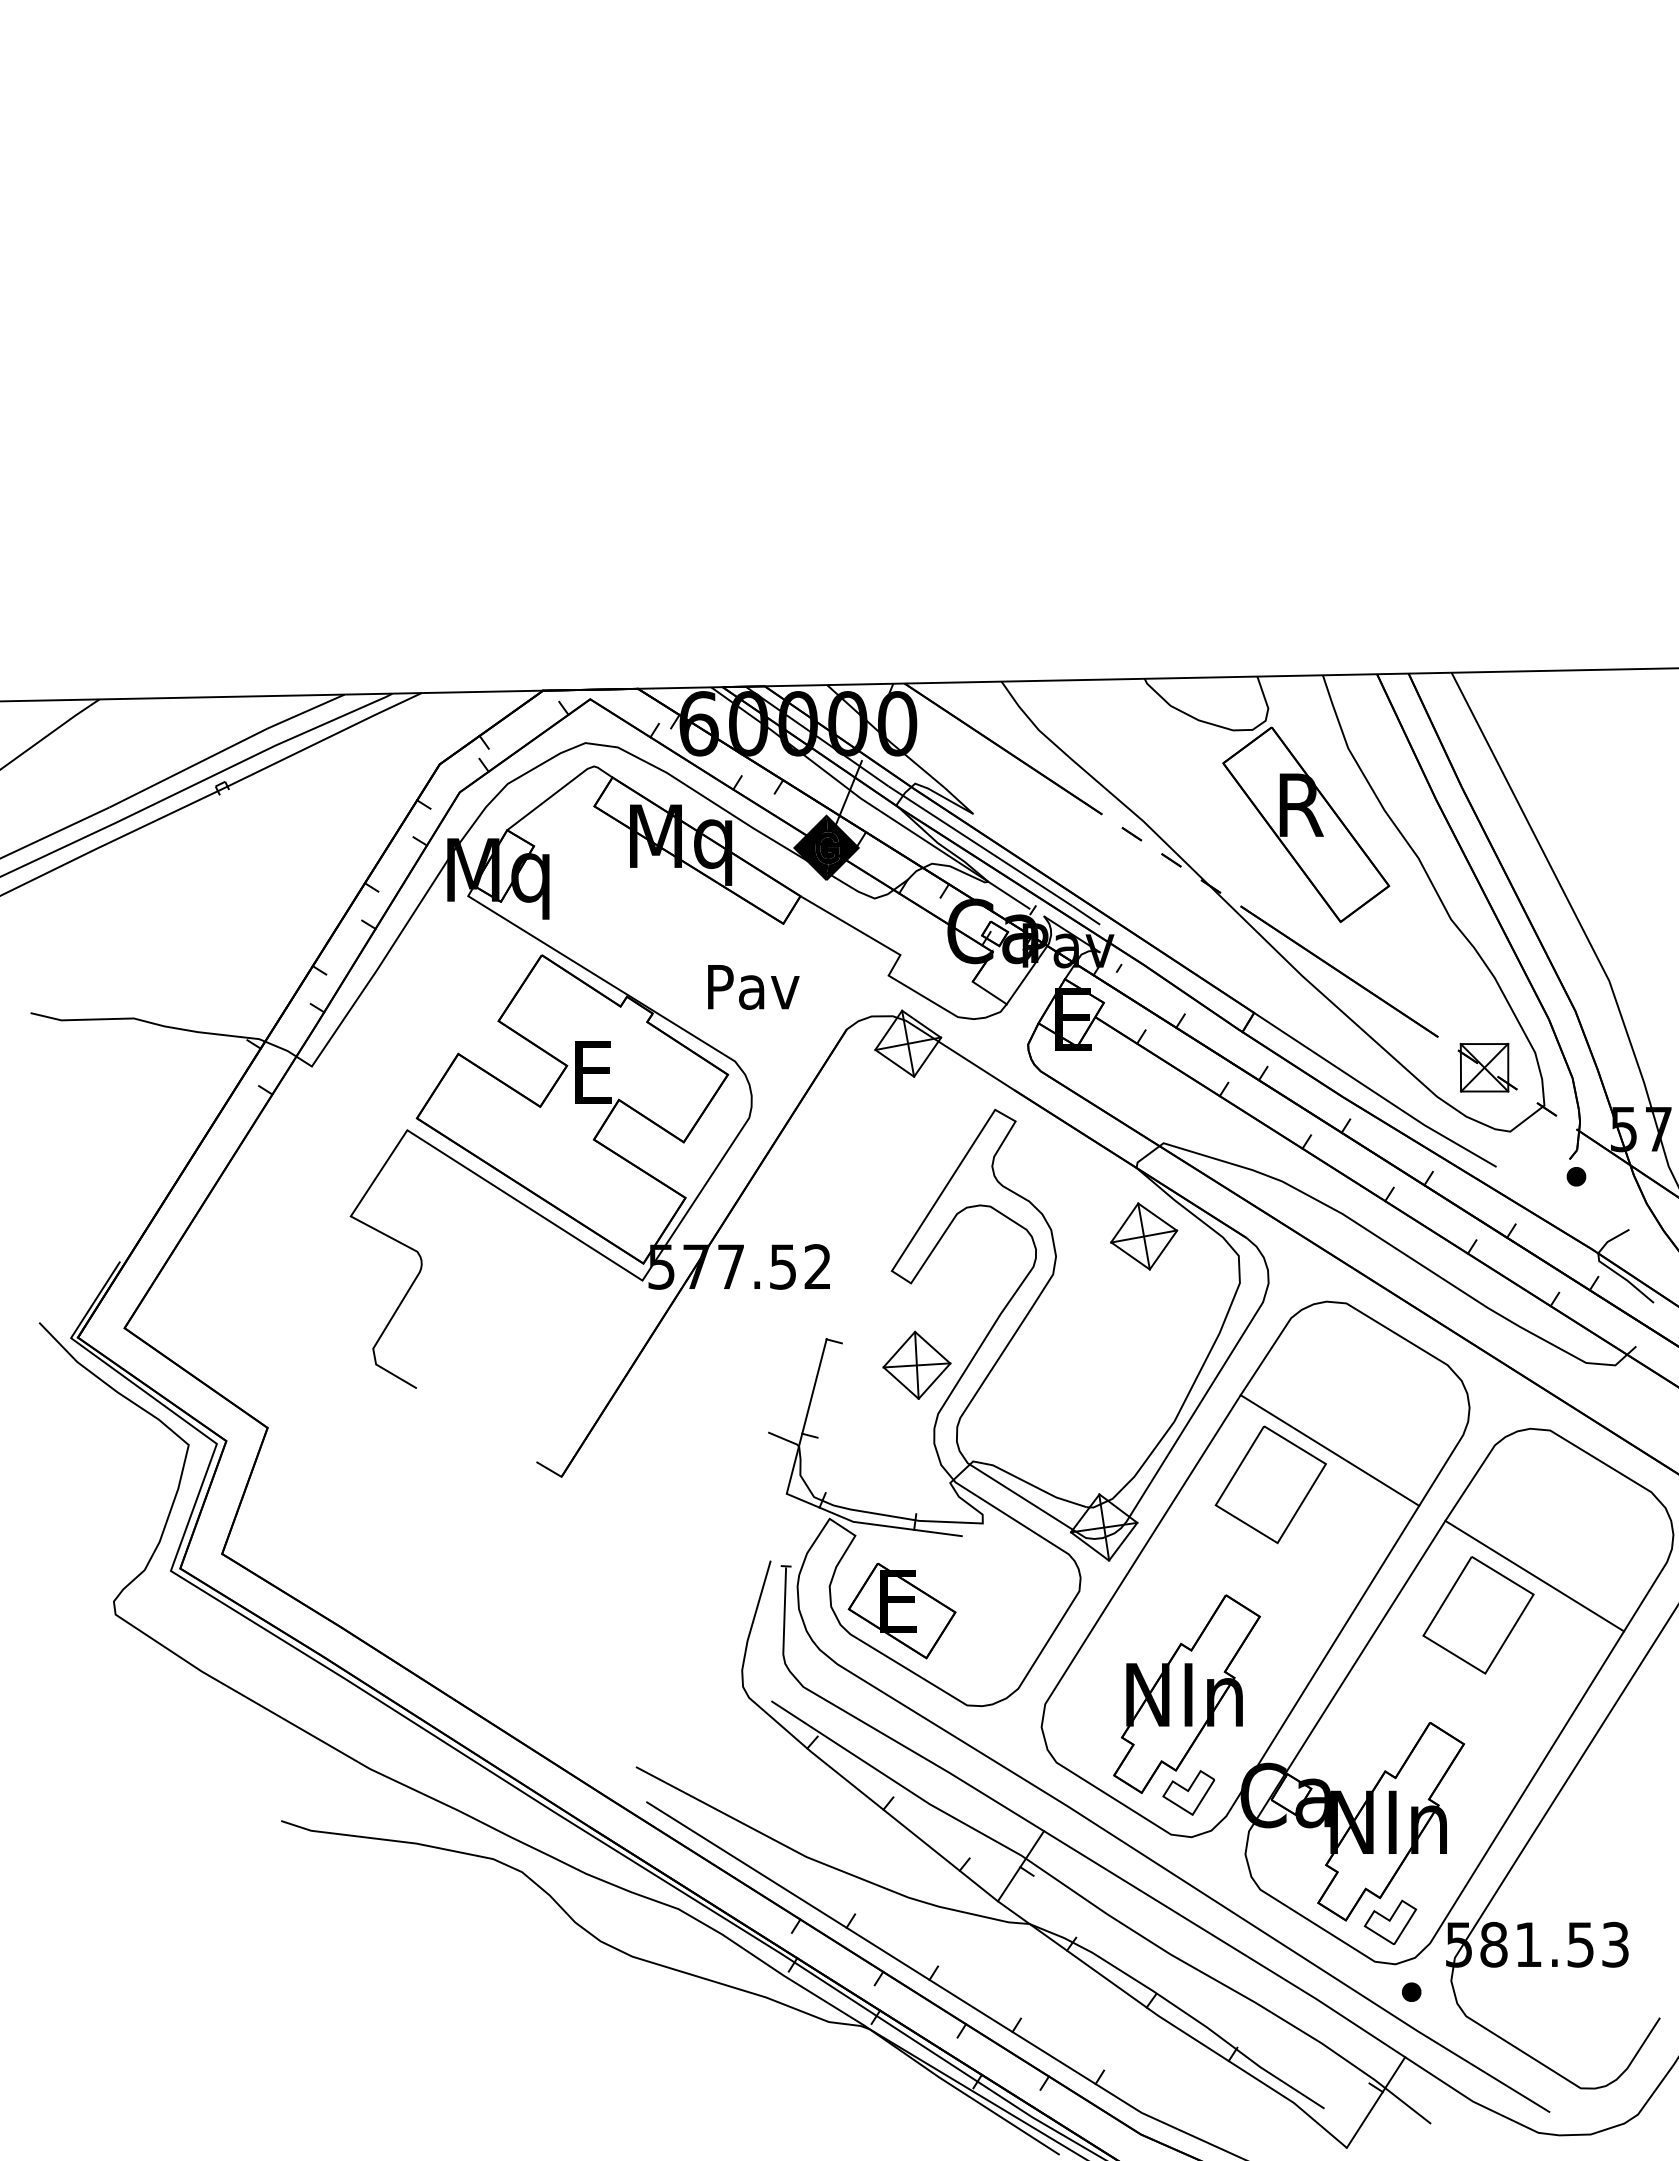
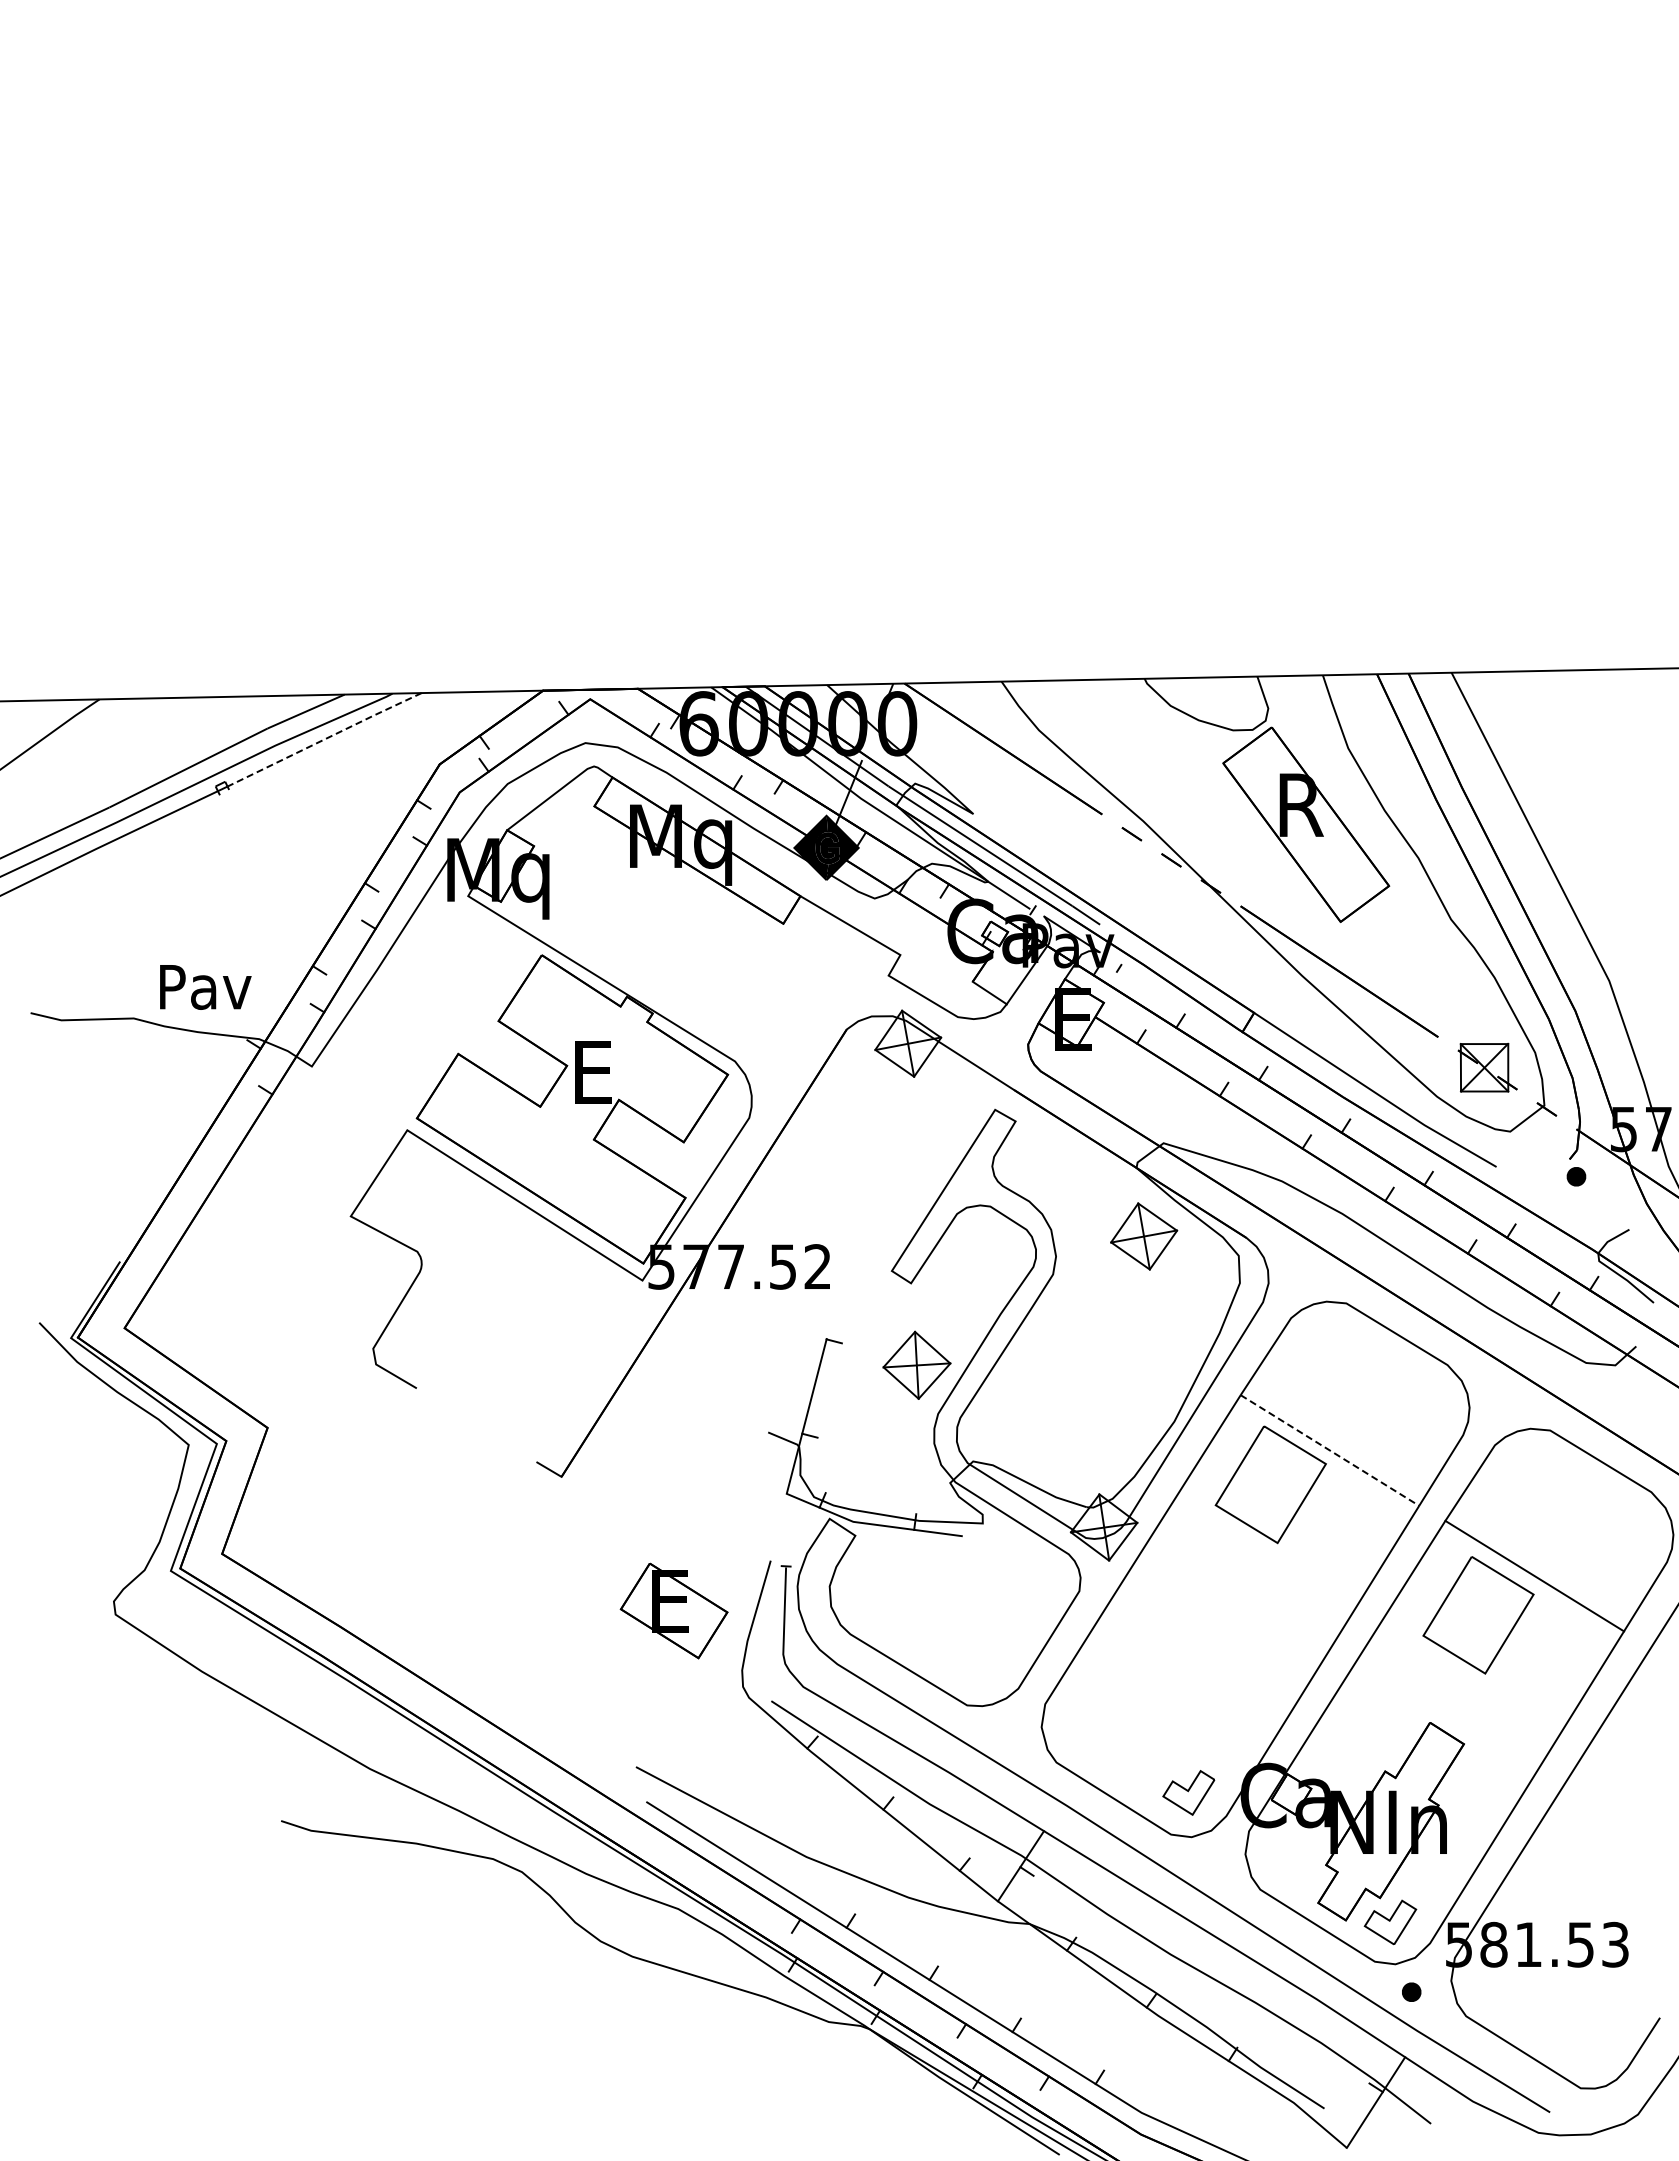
line: solid -> dashed (324, 739)
text position: (753, 987) -> (205, 987) (205, 987)
line: solid -> dashed (1330, 1450)
part position: (901, 1610) -> (673, 1610) (673, 1610)
part: present -> none (1186, 1693)
